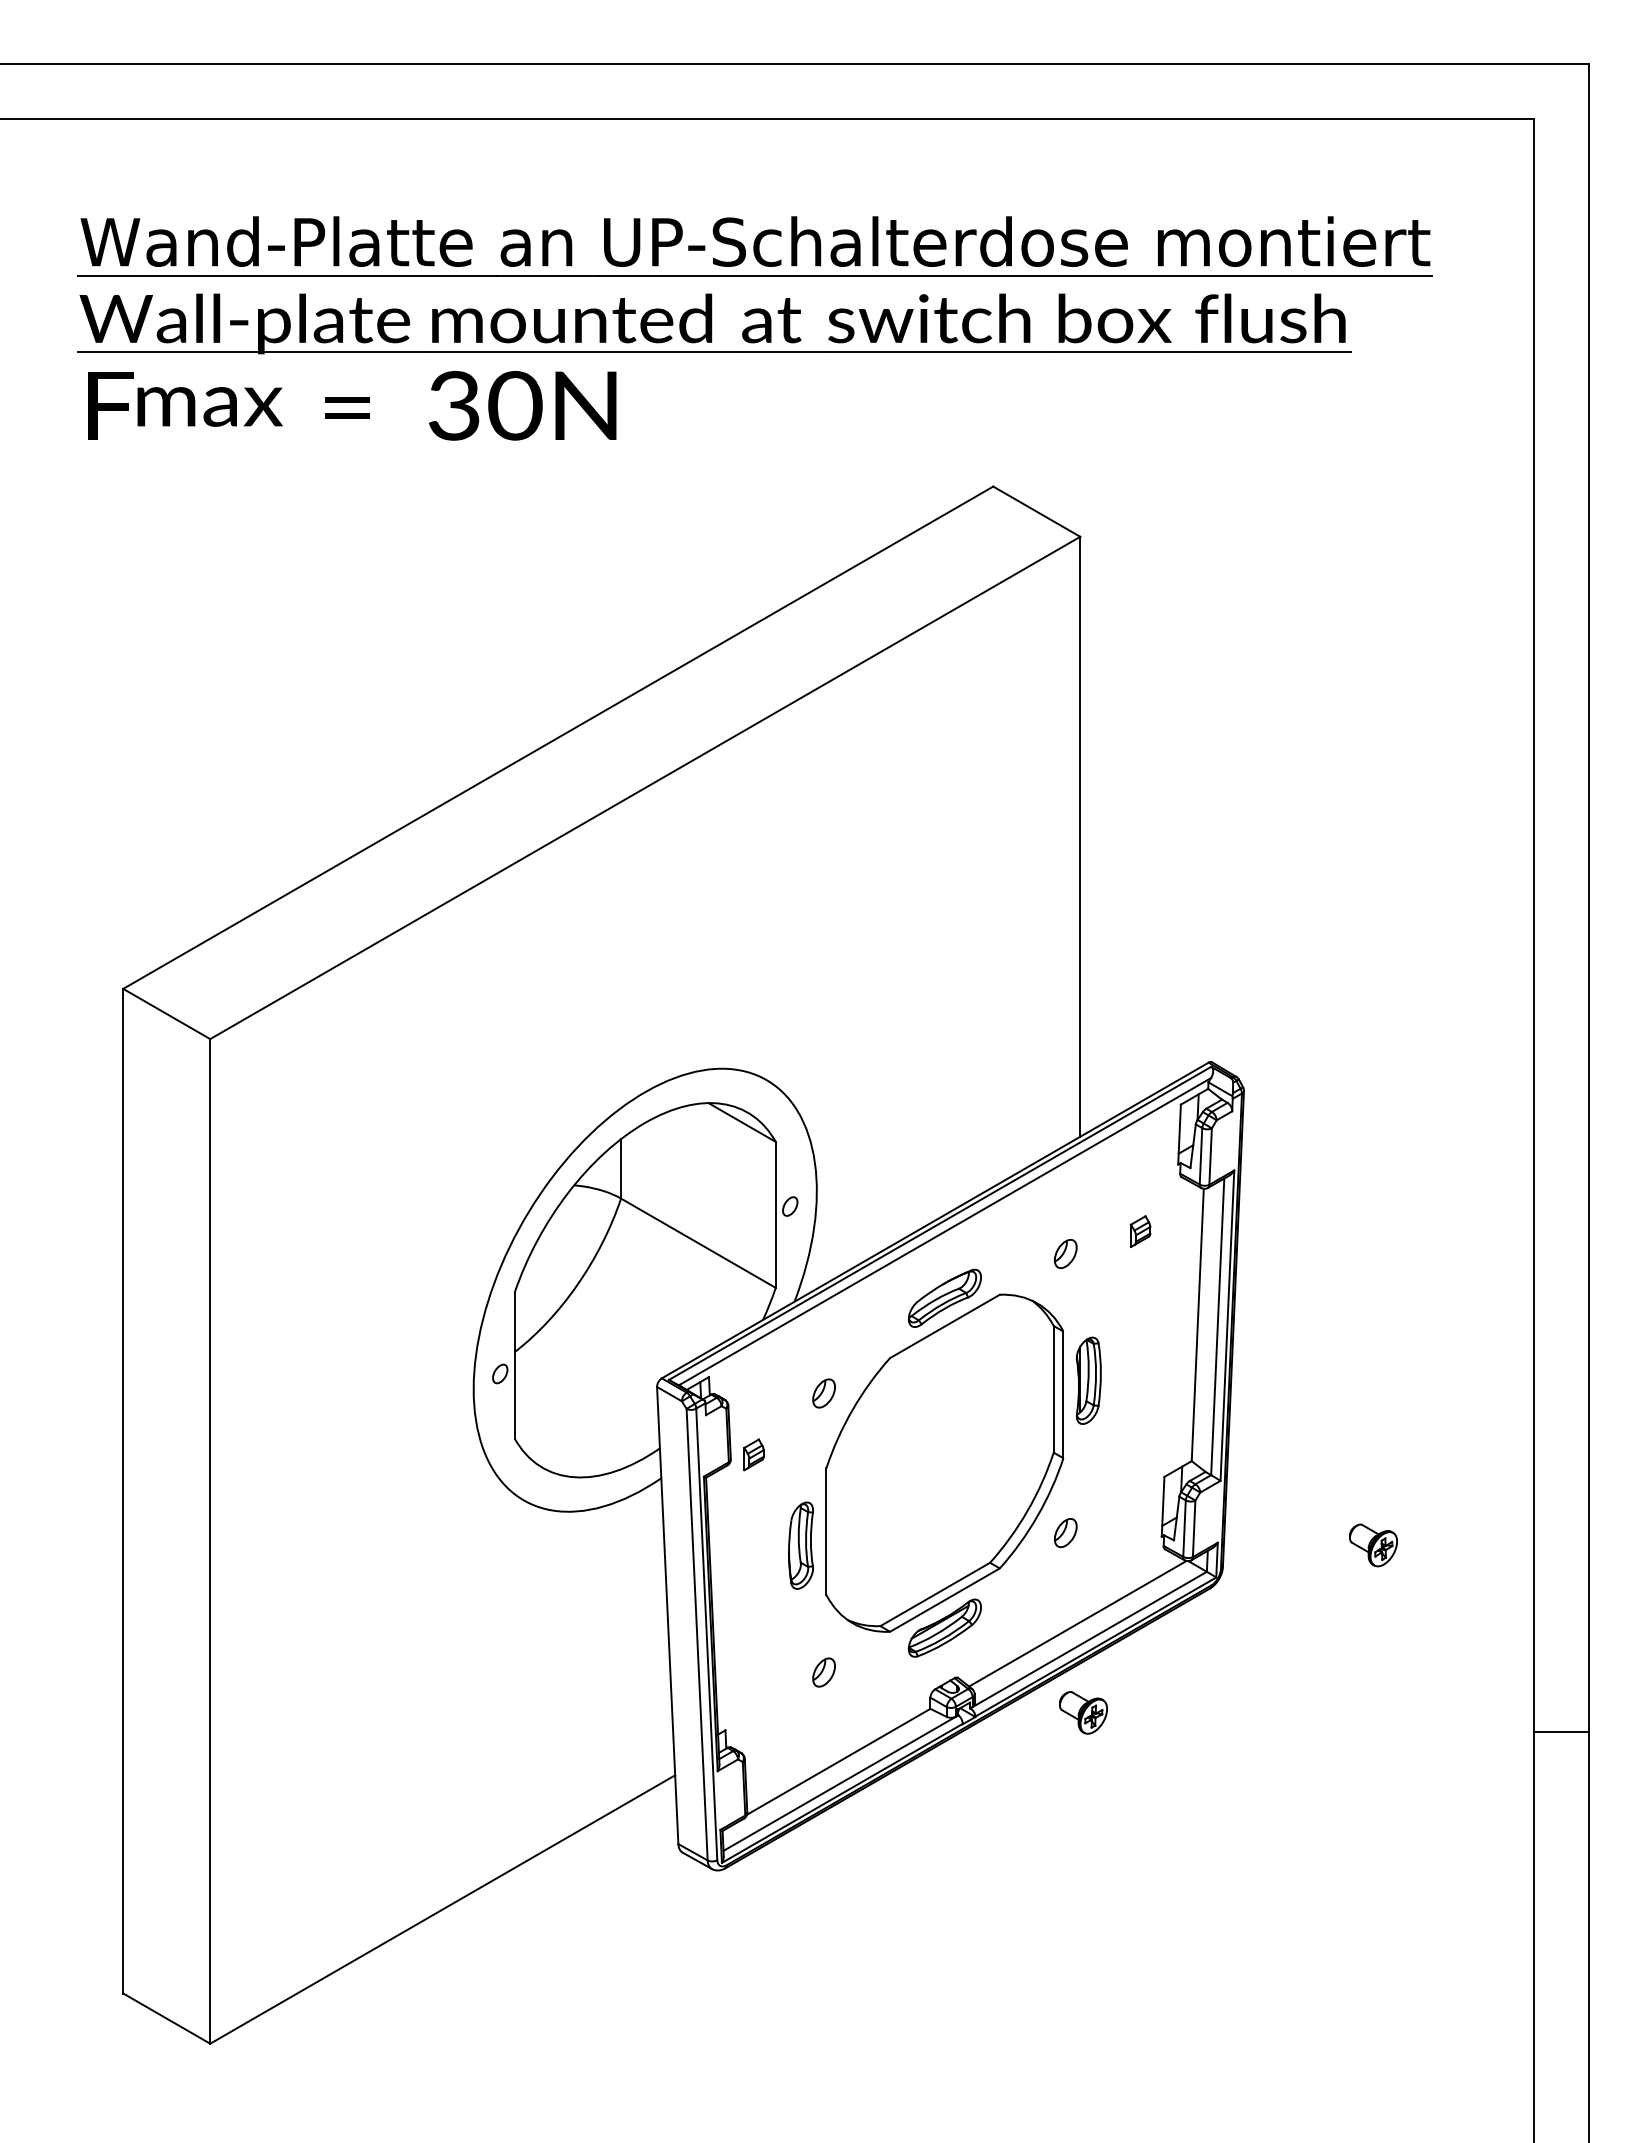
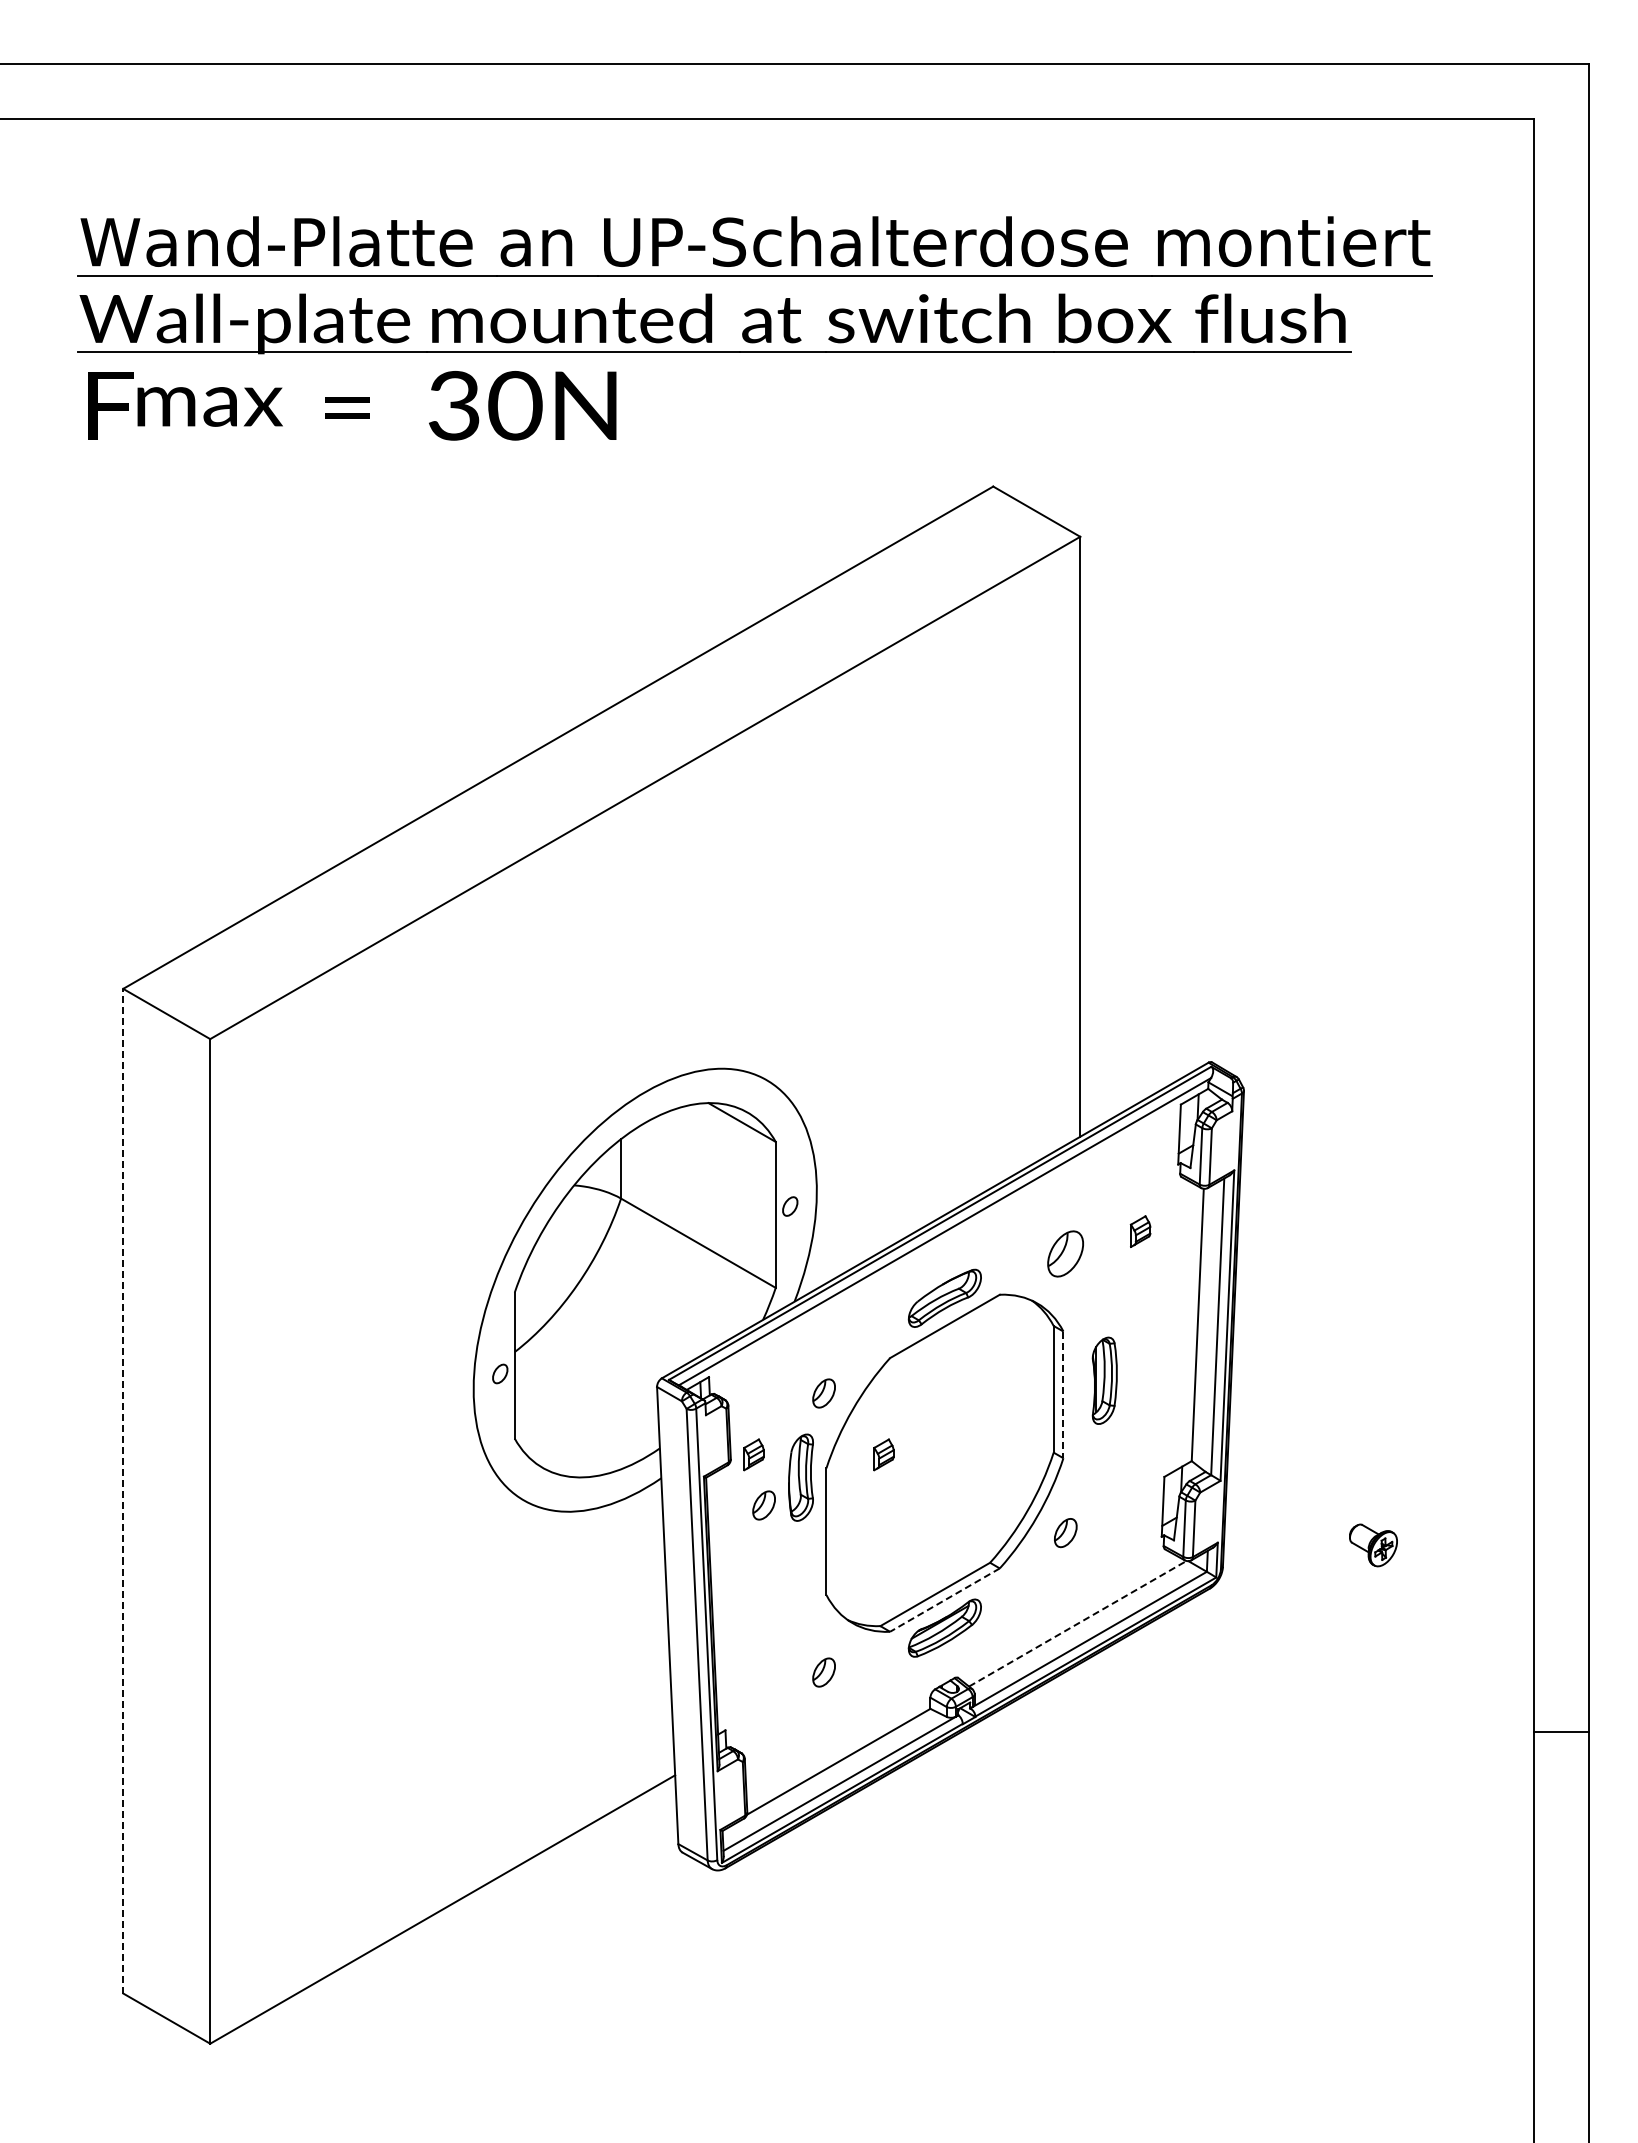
part size: 24x30 px -> 37x48 px (1065, 1253)
part position: (1088, 1380) -> (1104, 1380) (1104, 1380)
line: solid -> dashed (1063, 1395)
part: none -> present (883, 1454)
line: solid -> dashed (123, 1490)
part: none -> present (763, 1505)
part position: (800, 1545) -> (800, 1477) (800, 1477)
line: solid -> dashed (944, 1600)
line: solid -> dashed (1077, 1623)
part: present -> none (1083, 1712)
